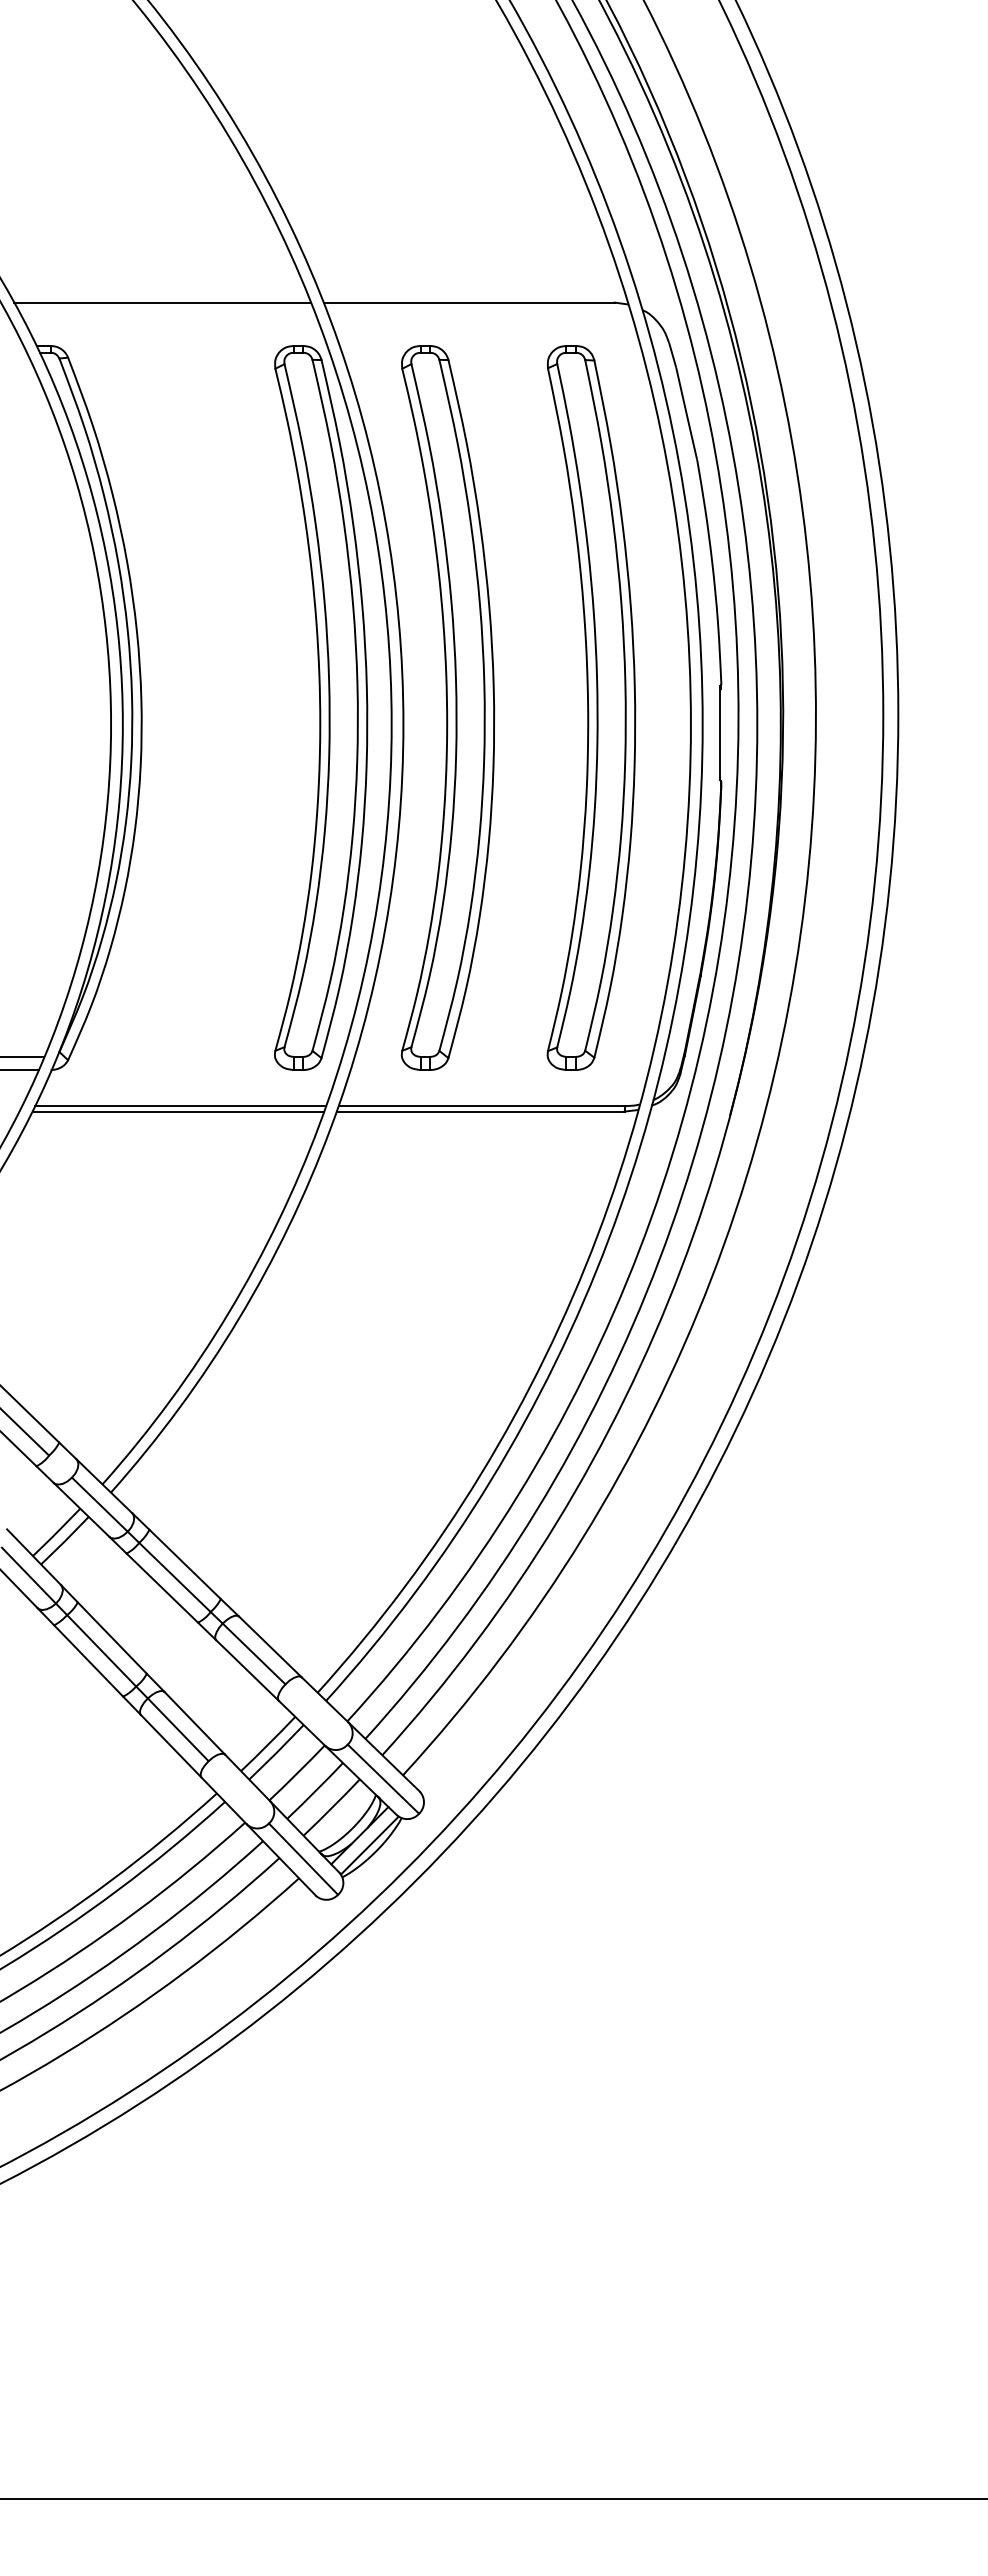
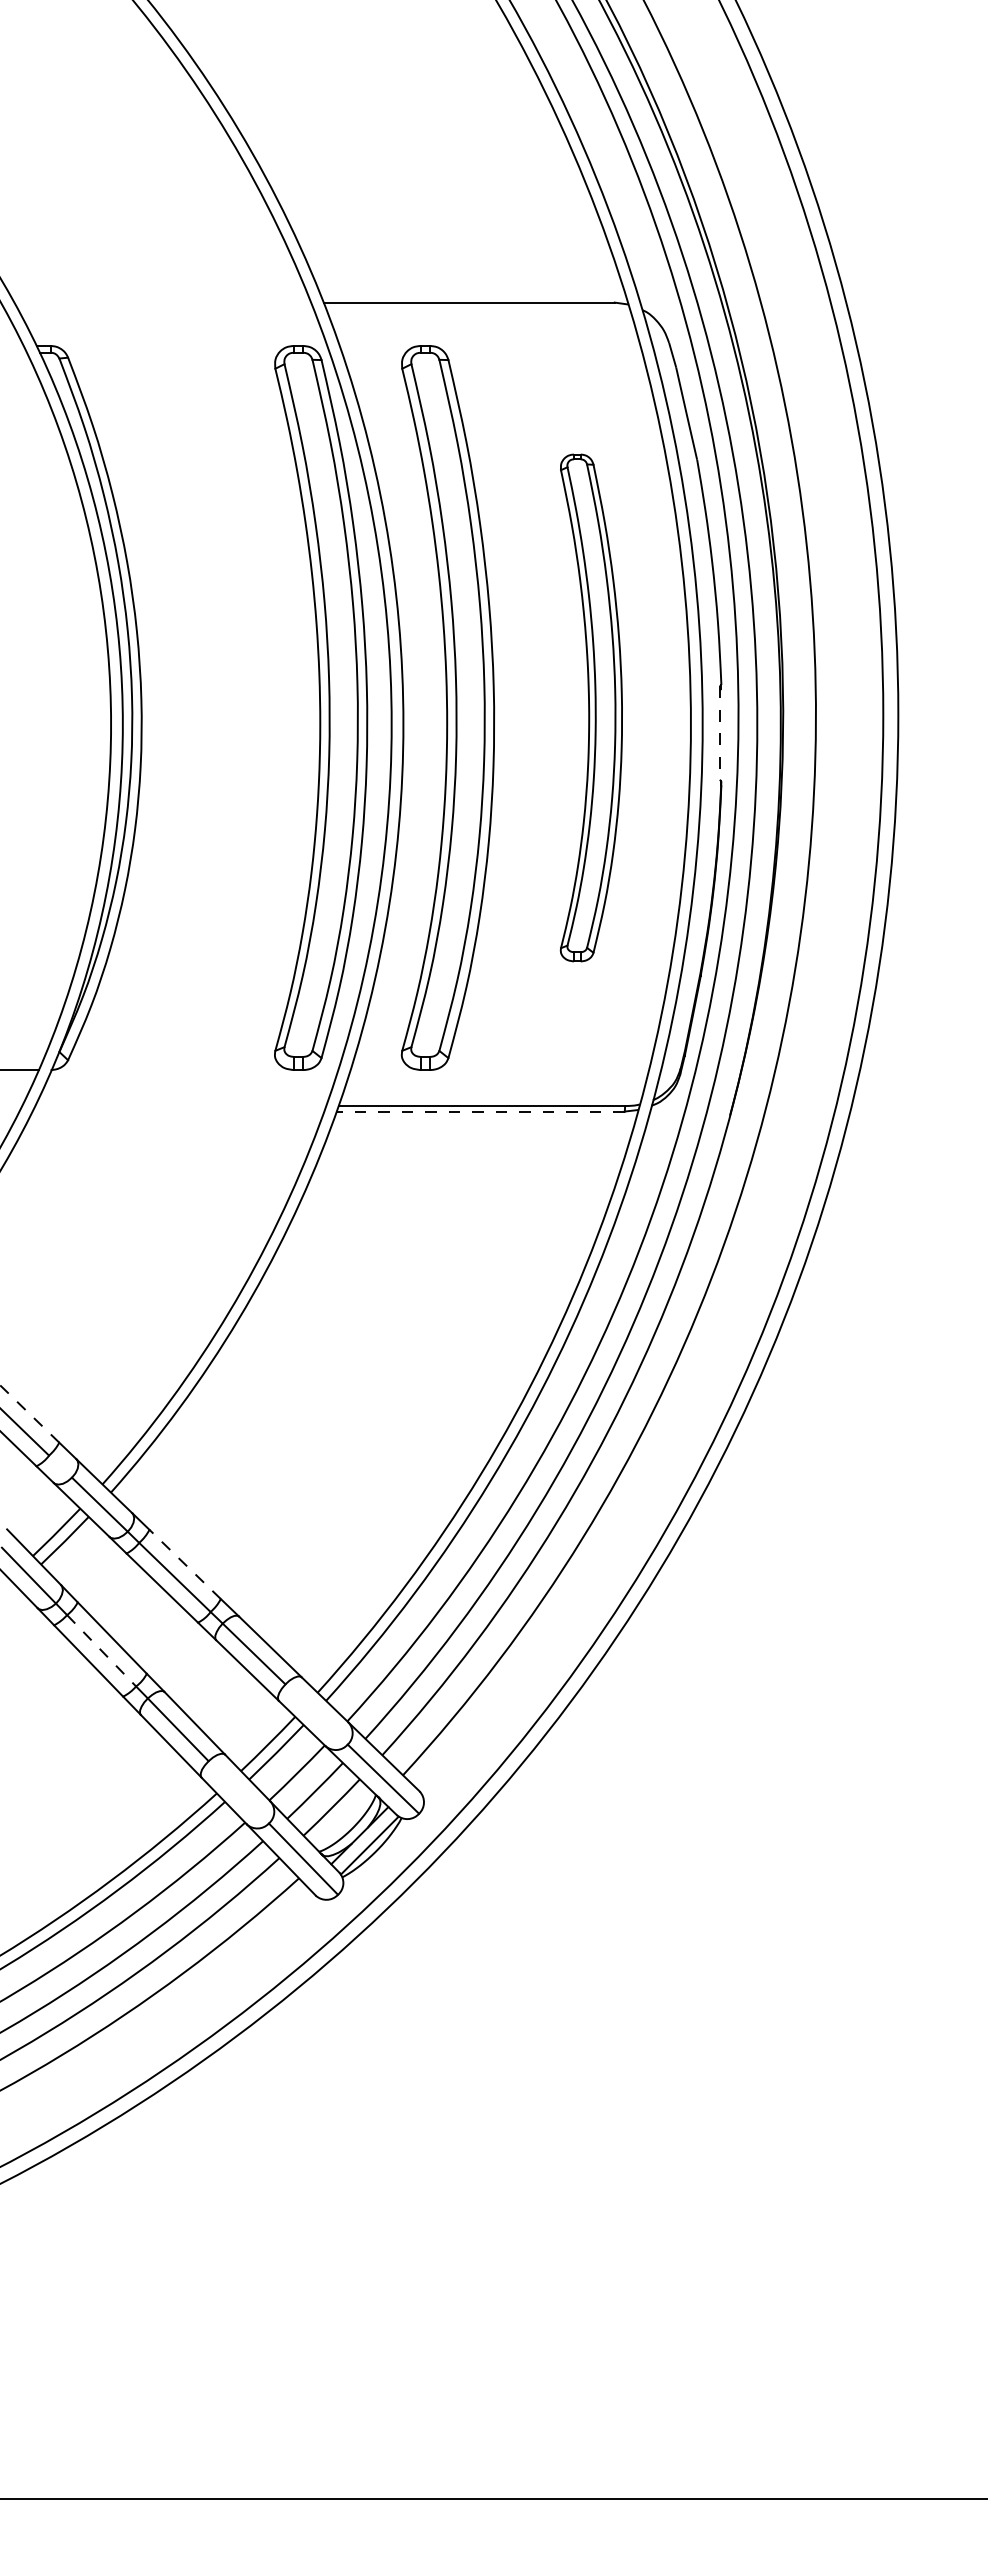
line: present -> none (162, 302)
part size: 91x726 px -> 64x510 px (590, 707)
line: solid -> dashed (719, 733)
line: present -> none (23, 1056)
line: present -> none (180, 1106)
line: present -> none (178, 1111)
line: solid -> dashed (480, 1111)
line: solid -> dashed (29, 1414)
line: solid -> dashed (185, 1564)
line: solid -> dashed (101, 1650)
